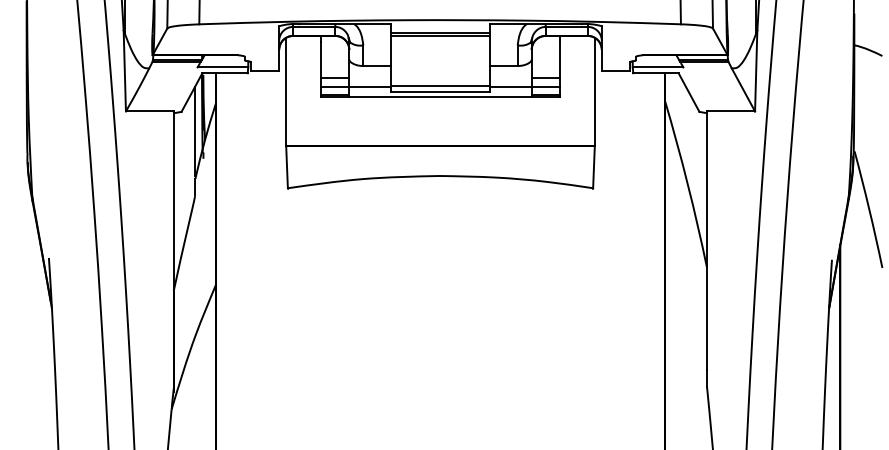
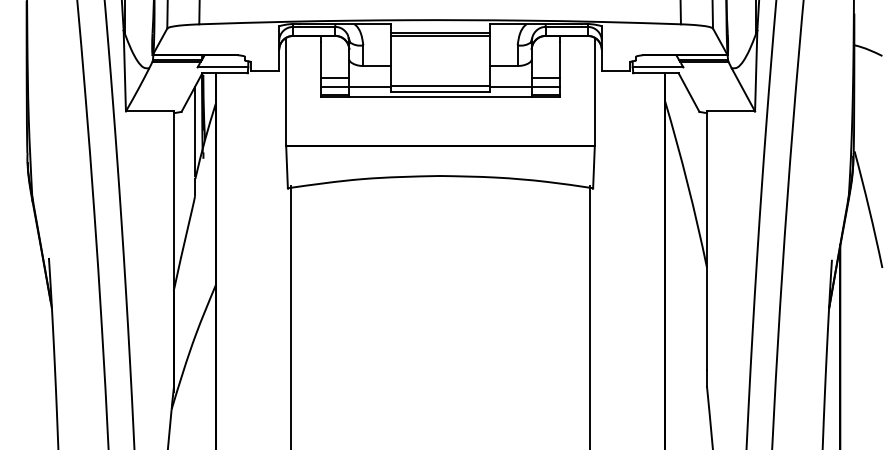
line: none -> present (290, 316)
line: none -> present (590, 316)
